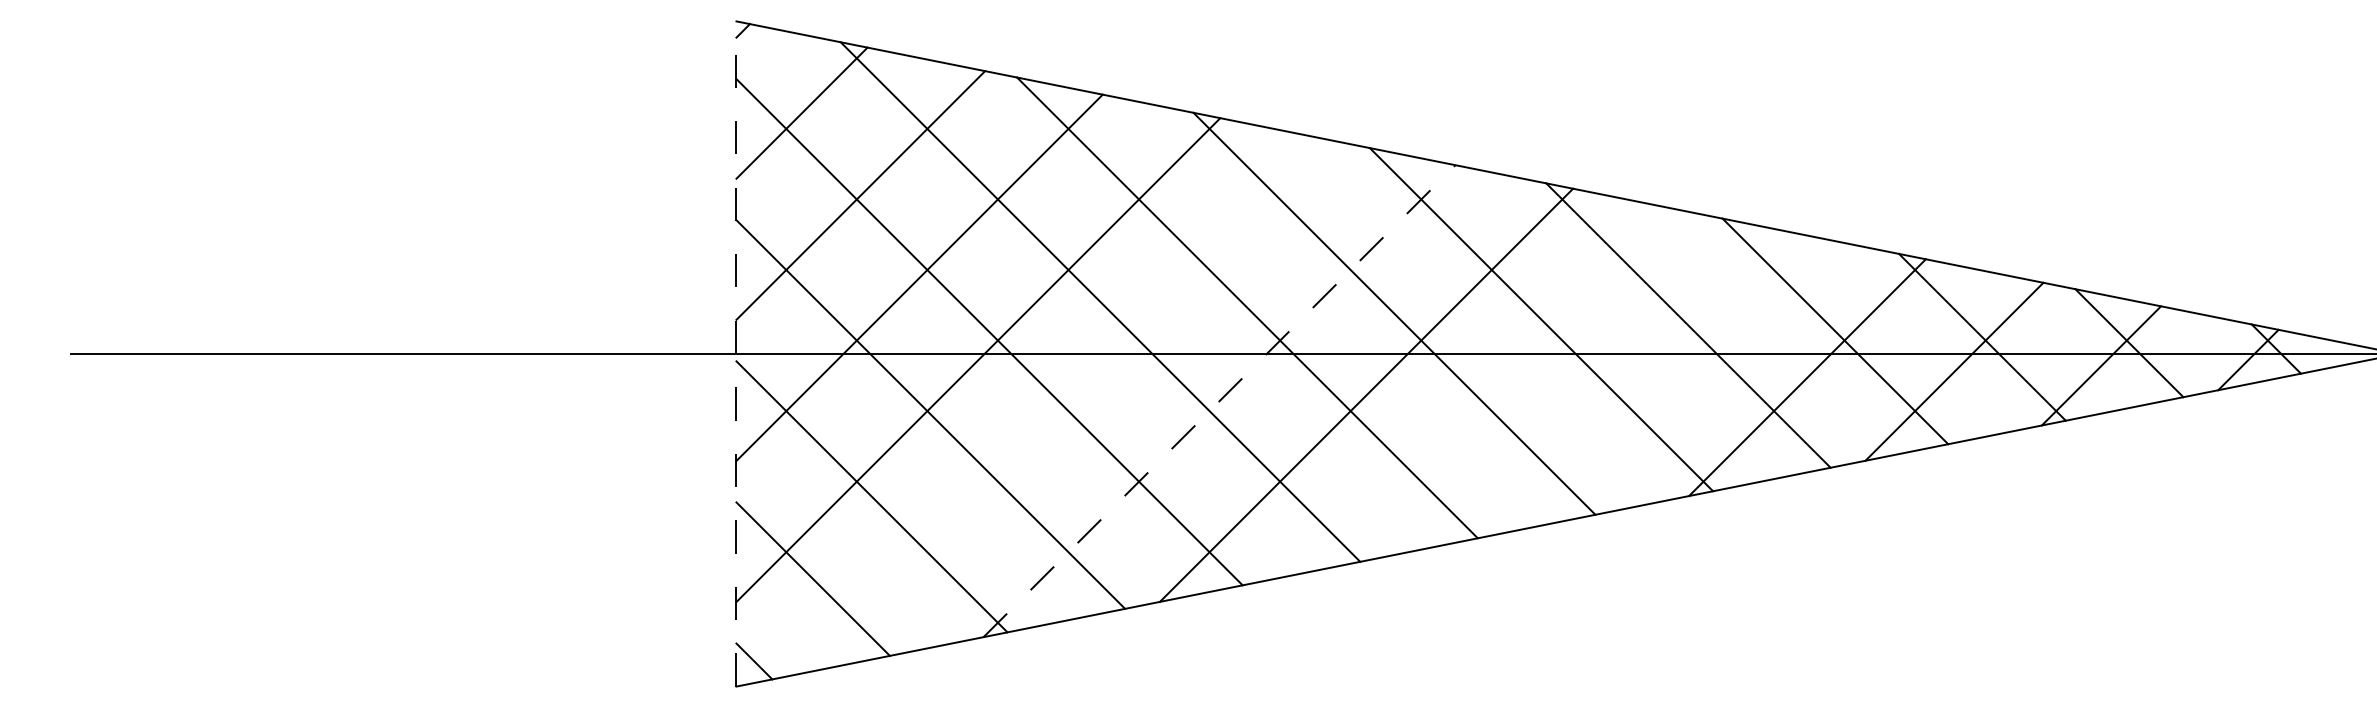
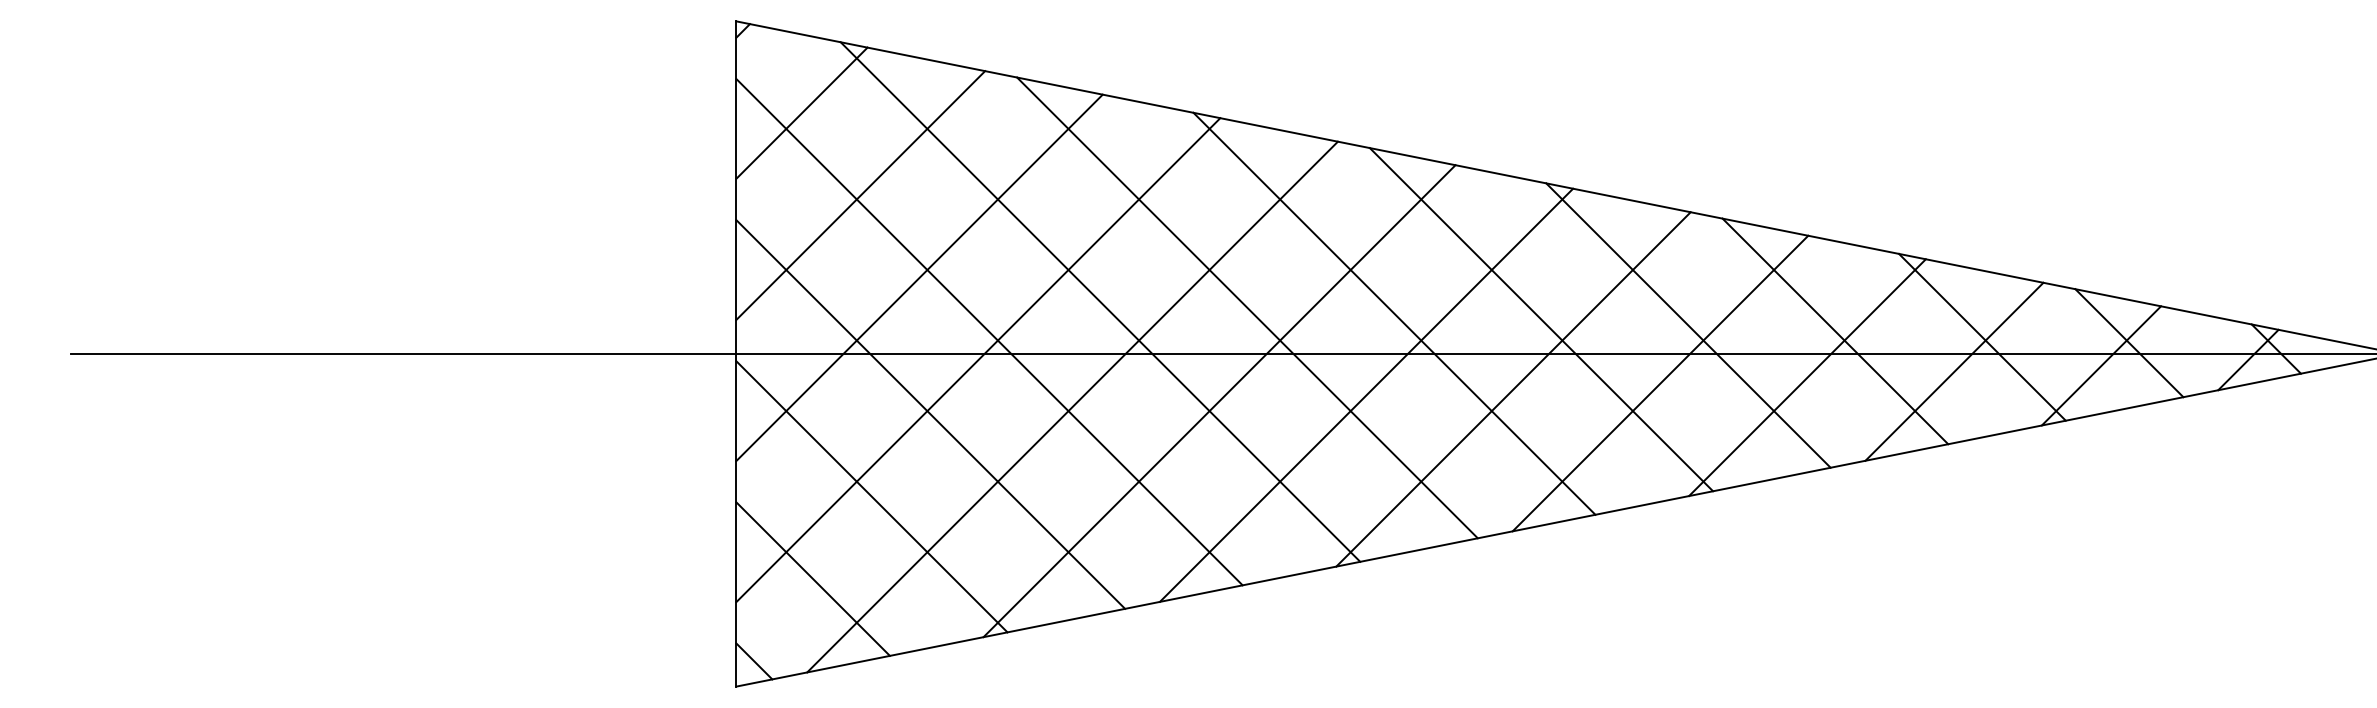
line: dashed -> solid (736, 354)
line: none -> present (1660, 383)
line: none -> present (1513, 389)
line: dashed -> solid (1219, 401)
line: none -> present (1072, 406)
